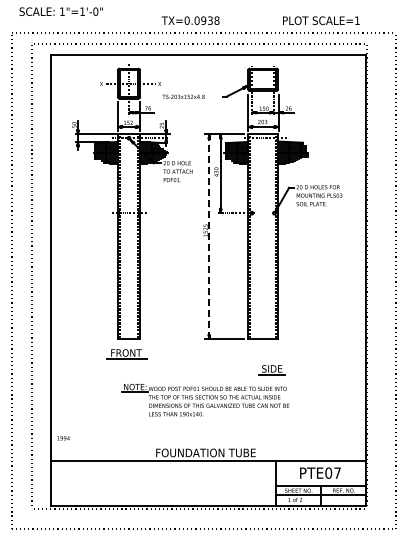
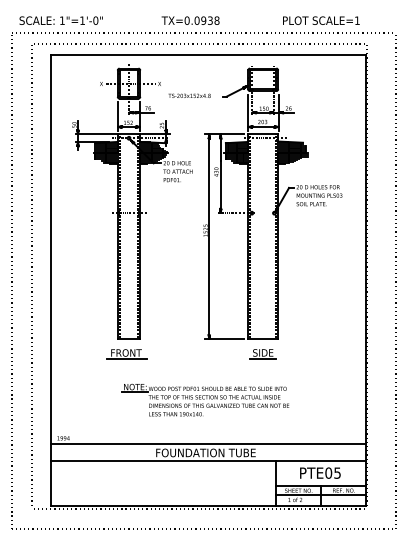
text position: (60, 11) -> (60, 20) (60, 20)
text position: (183, 96) -> (189, 95) (189, 95)
line: dashed -> solid (209, 236)
part position: (271, 370) -> (262, 354) (262, 354)
line: none -> present (208, 444)
text: PTE07 -> PTE05 (337, 472)
